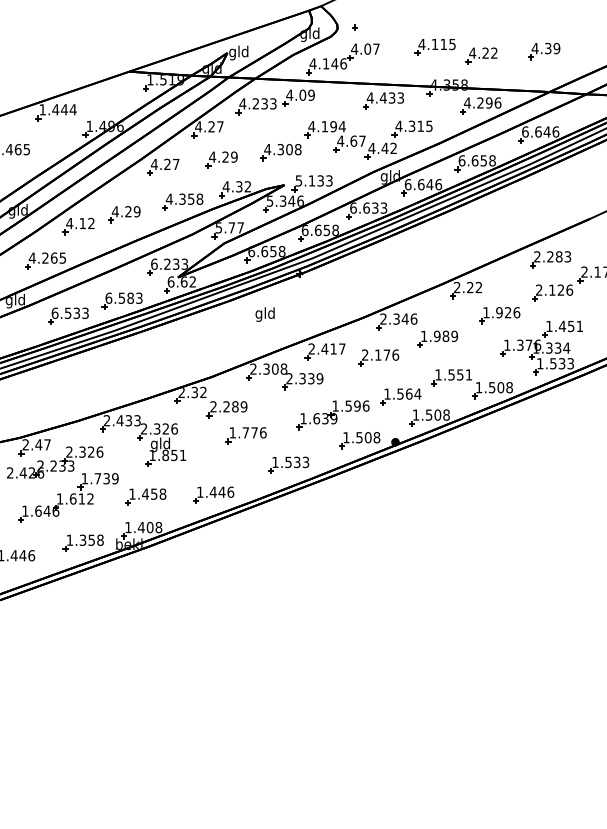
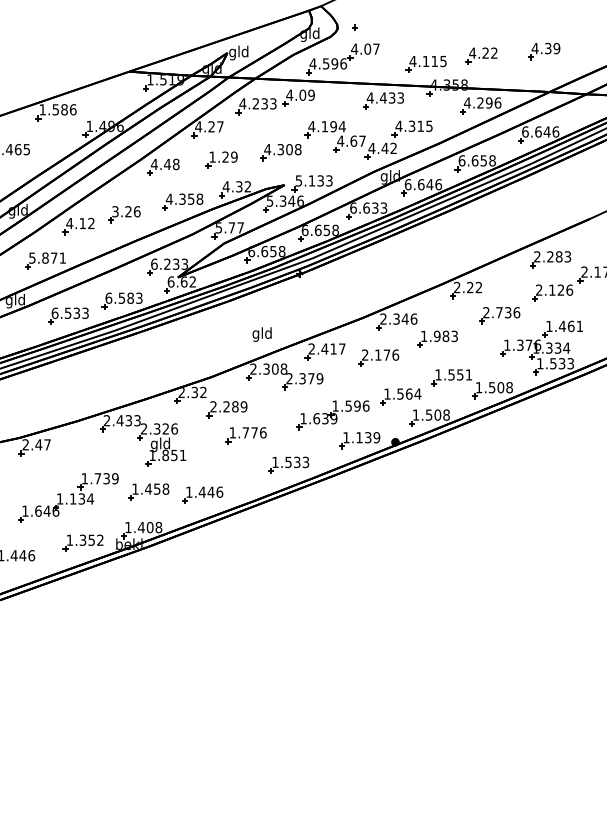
part position: (434, 47) -> (425, 64) (425, 64)
text: 4.146 -> 4.596 (330, 63)
text: 1.444 -> 1.586 (64, 109)
text: 4.29 -> 1.29 (212, 156)
text: 4.27 -> 4.48 (171, 164)
text: 4.29 -> 3.26 (125, 211)
text: 4.265 -> 5.871 (46, 257)
text: 1.926 -> 2.736 (497, 312)
text position: (264, 314) -> (261, 334) (261, 334)
text: 1.451 -> 1.461 (570, 326)
text: 1.989 -> 1.983 (454, 335)
text: 2.339 -> 2.379 (311, 378)
text: 1.508 -> 1.139 (368, 437)
part: present -> none (55, 462)
part position: (213, 494) -> (202, 494) (202, 494)
part position: (145, 496) -> (148, 491) (148, 491)
text: 1.612 -> 1.134 (81, 498)
text: 1.358 -> 1.352 (100, 539)
